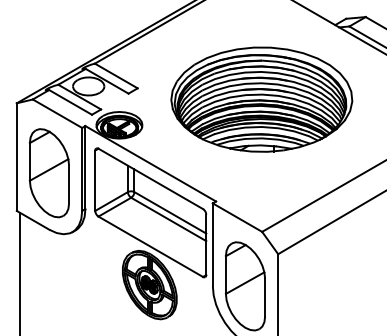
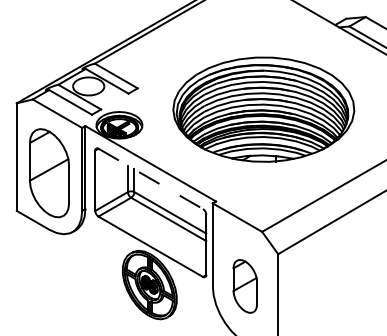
part position: (261, 99) -> (263, 109) (263, 109)
line: solid -> dashed (151, 179)
line: present -> none (20, 272)
part size: 42x91 px -> 26x55 px (244, 286)
